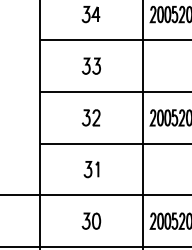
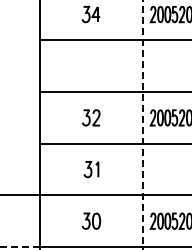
part: present -> none (90, 65)
line: solid -> dashed (143, 124)
line: solid -> dashed (19, 247)
